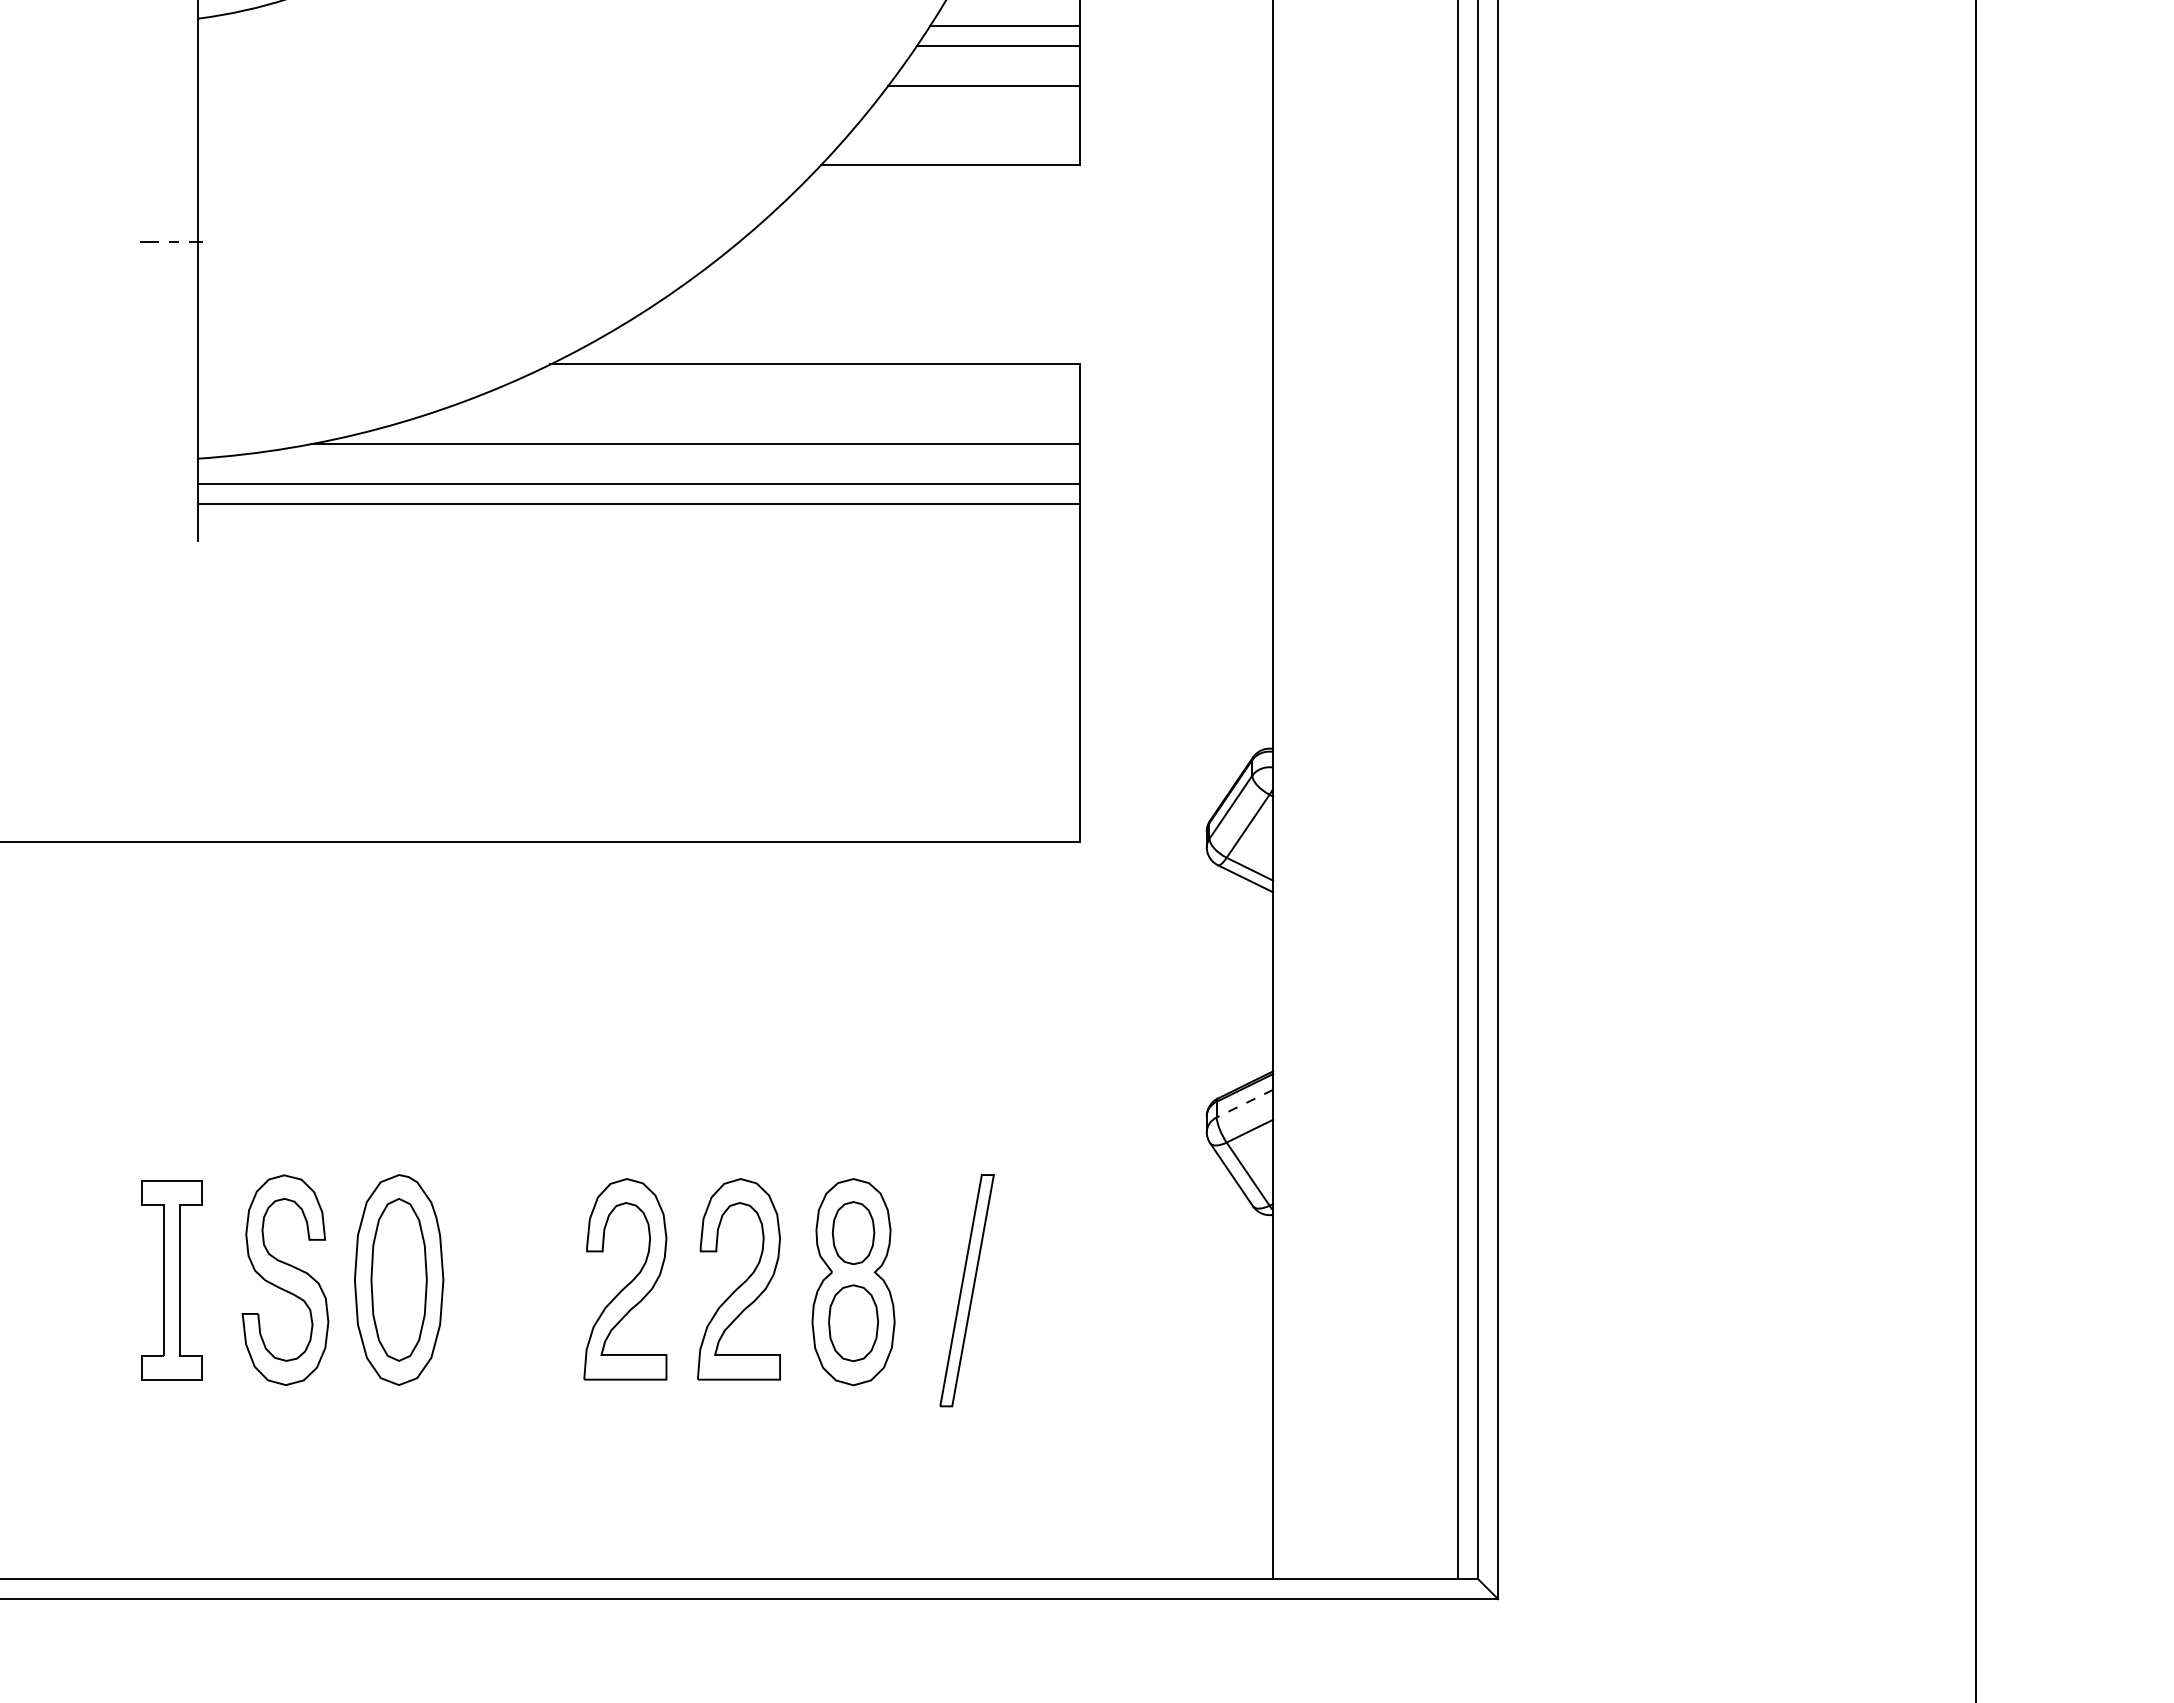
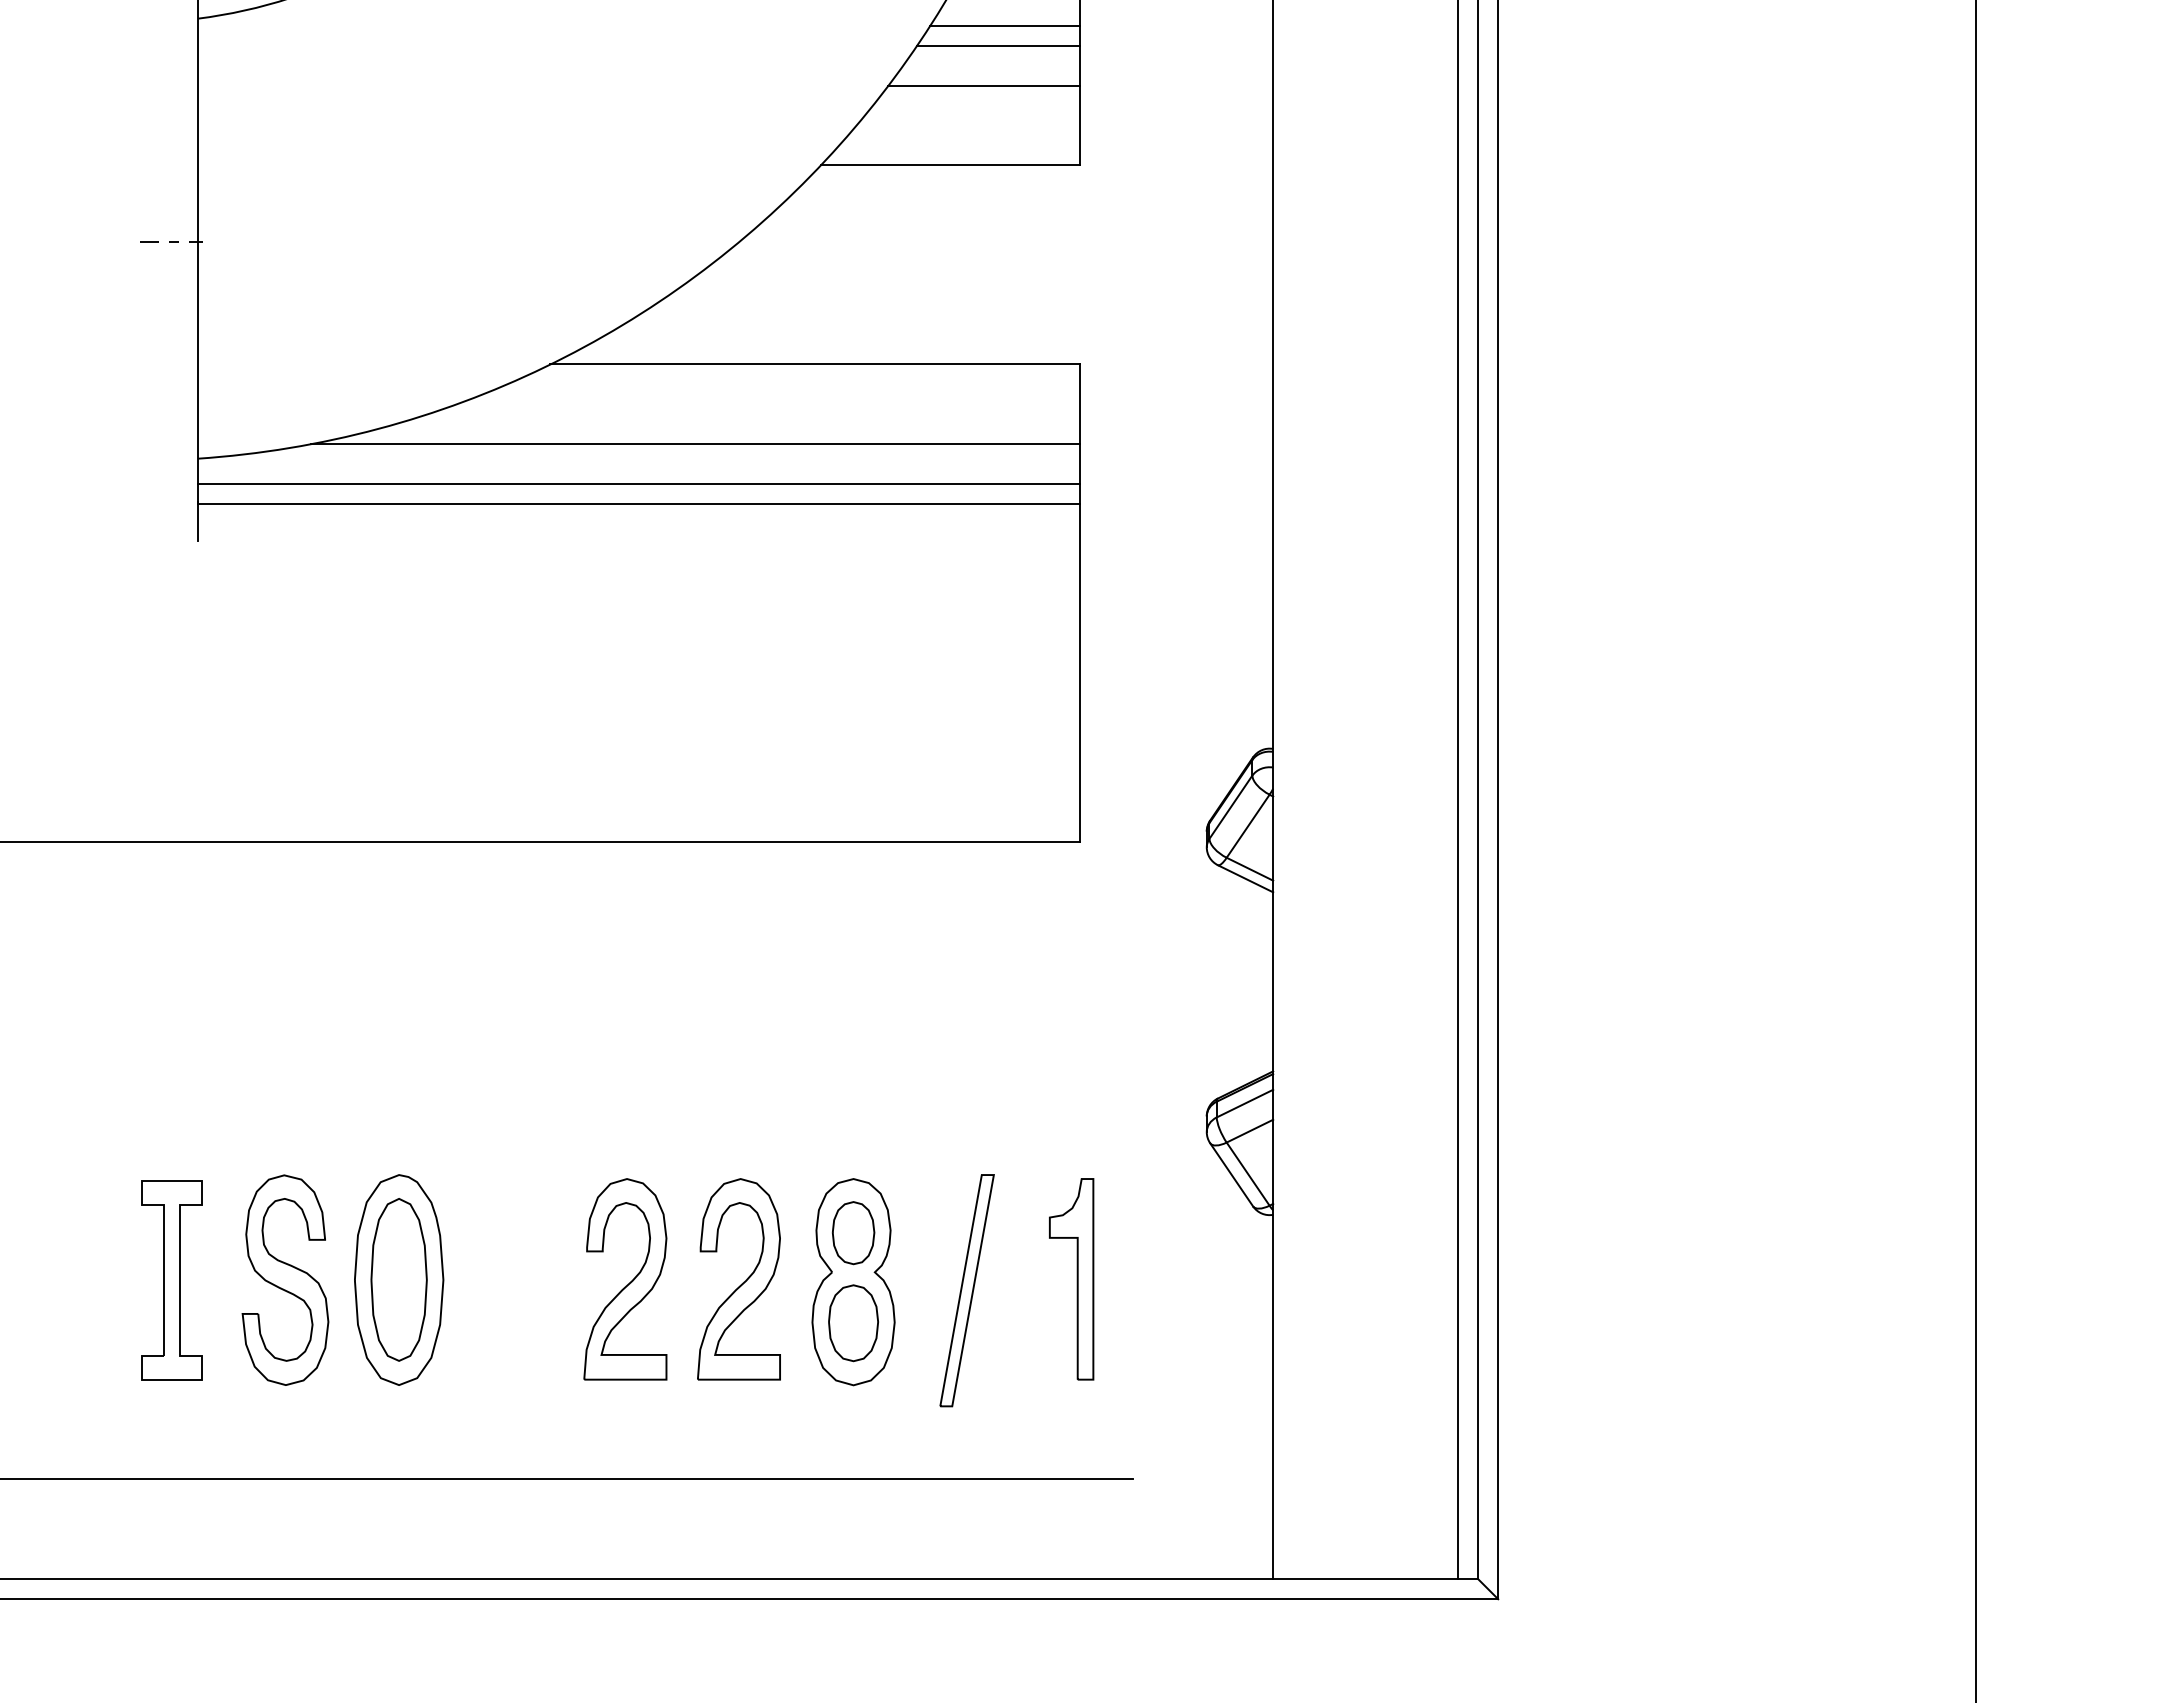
line: dashed -> solid (1244, 1103)
part: none -> present (1071, 1279)
line: none -> present (567, 1479)
